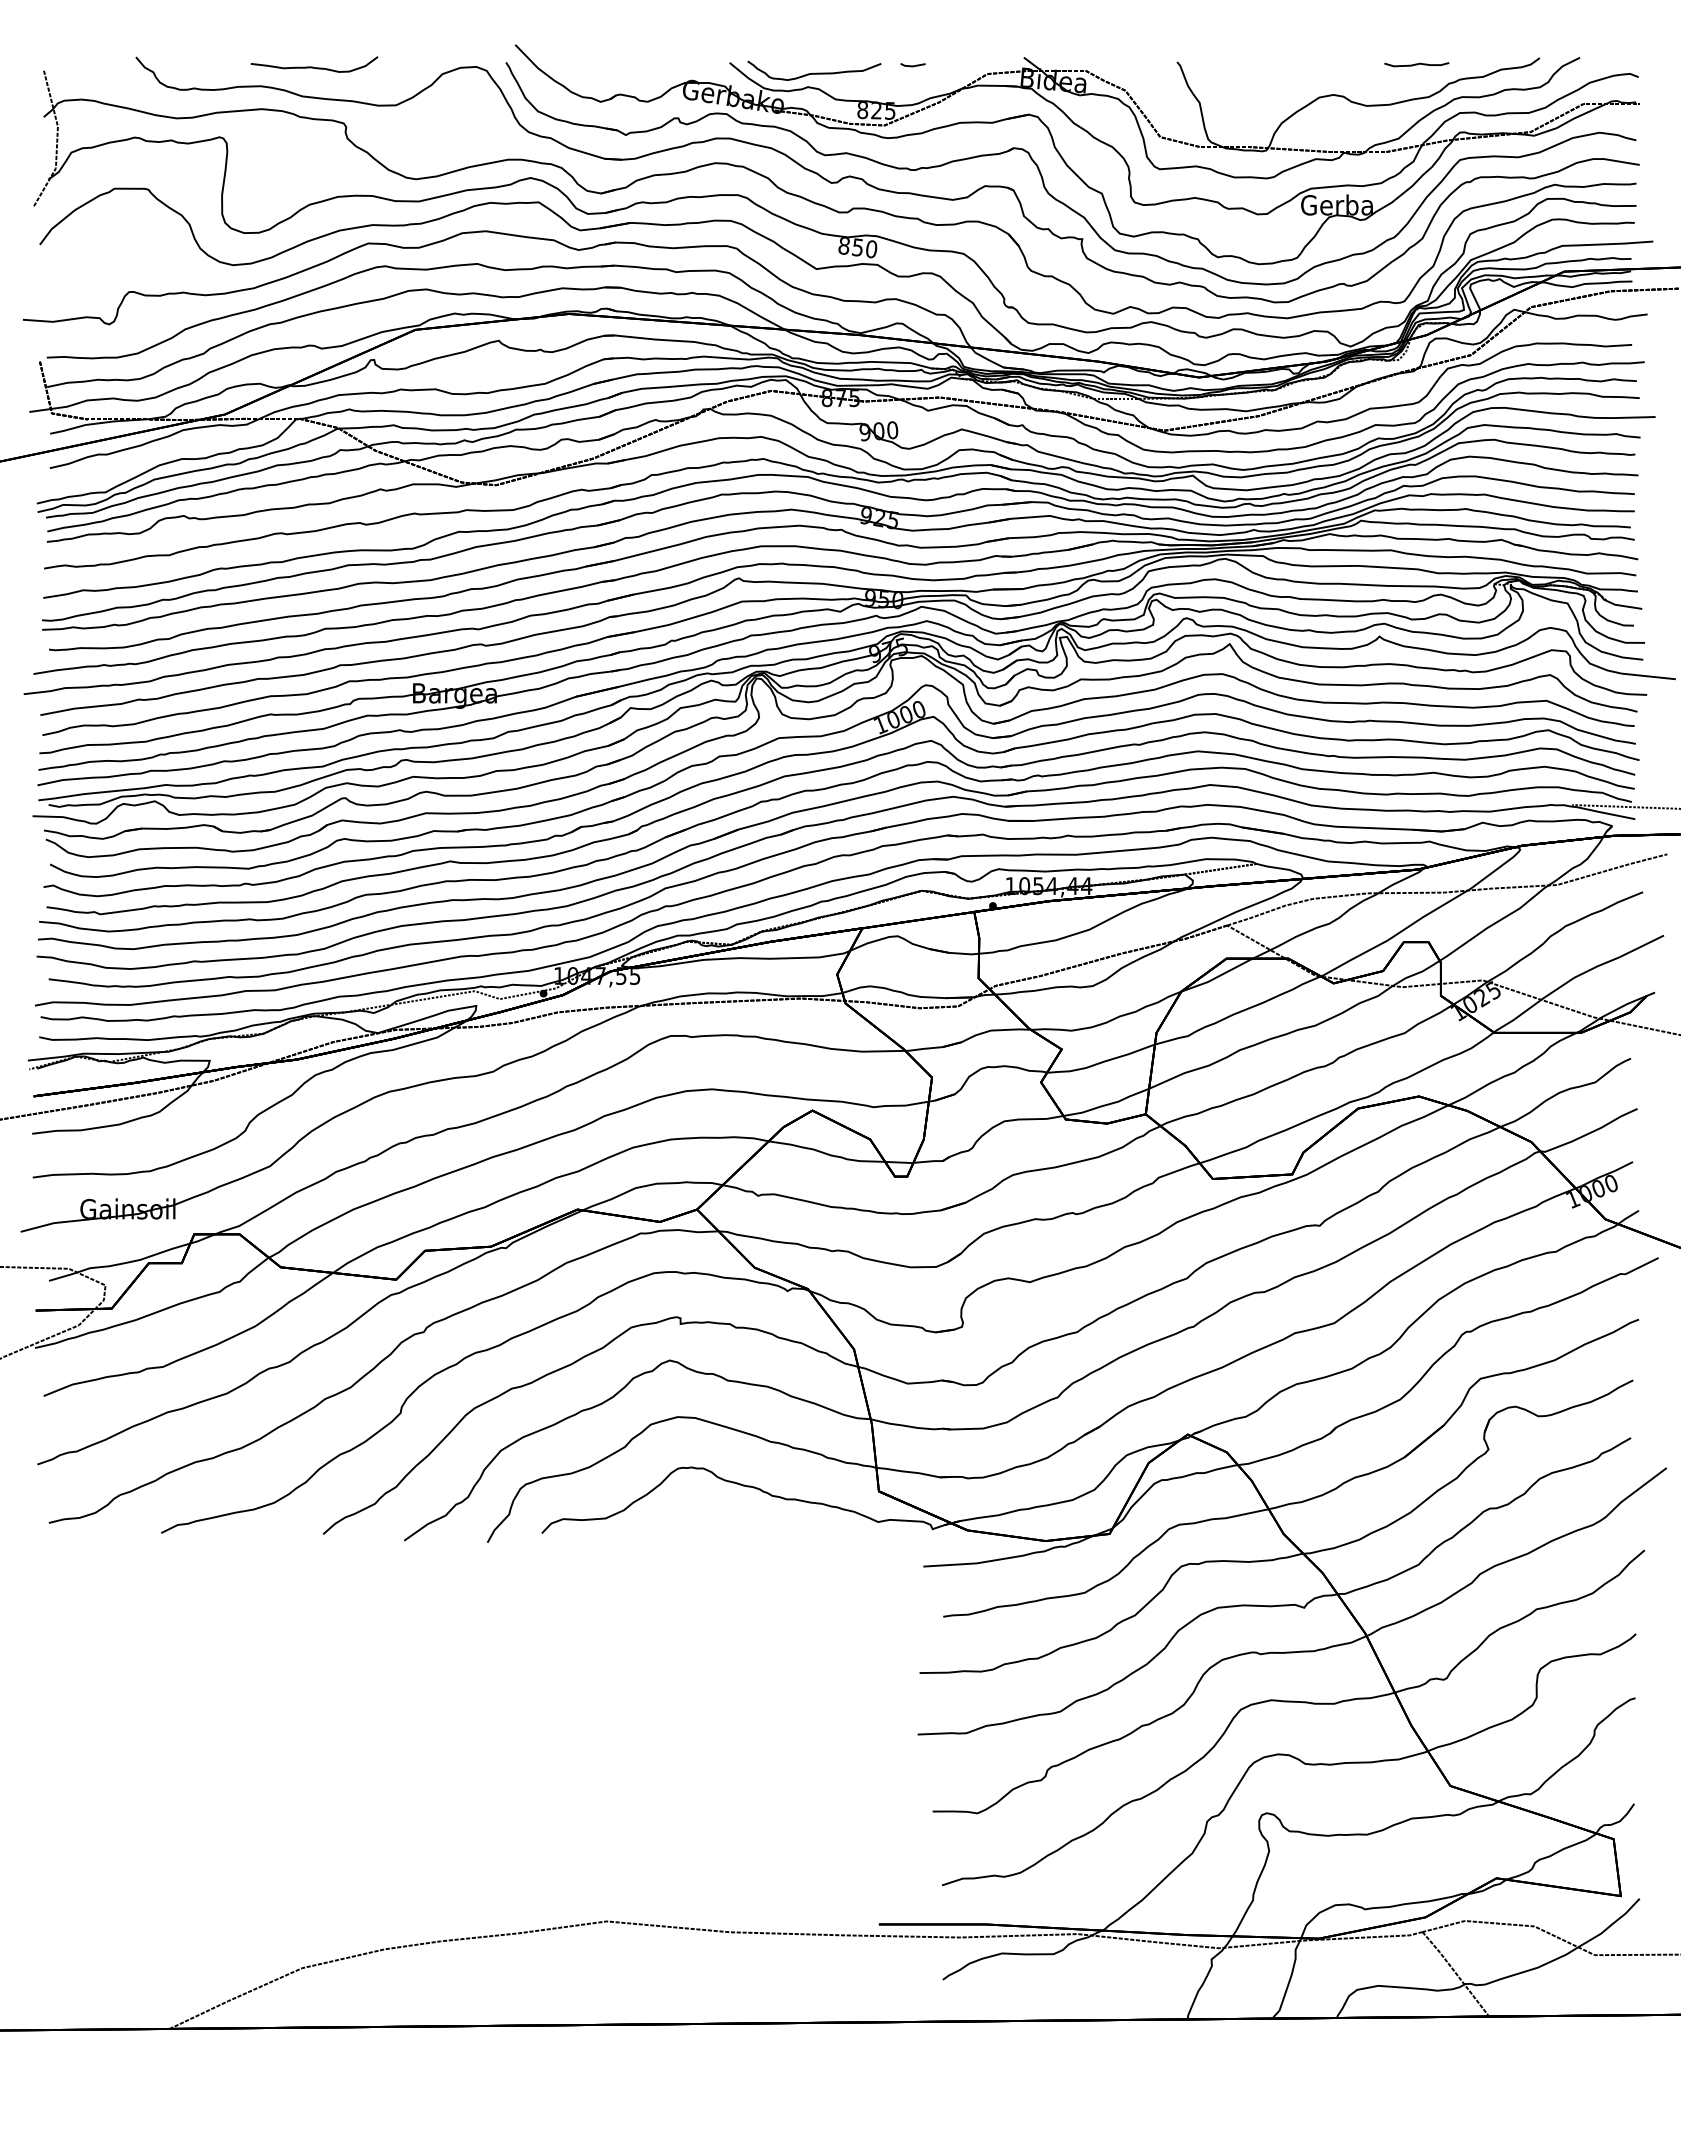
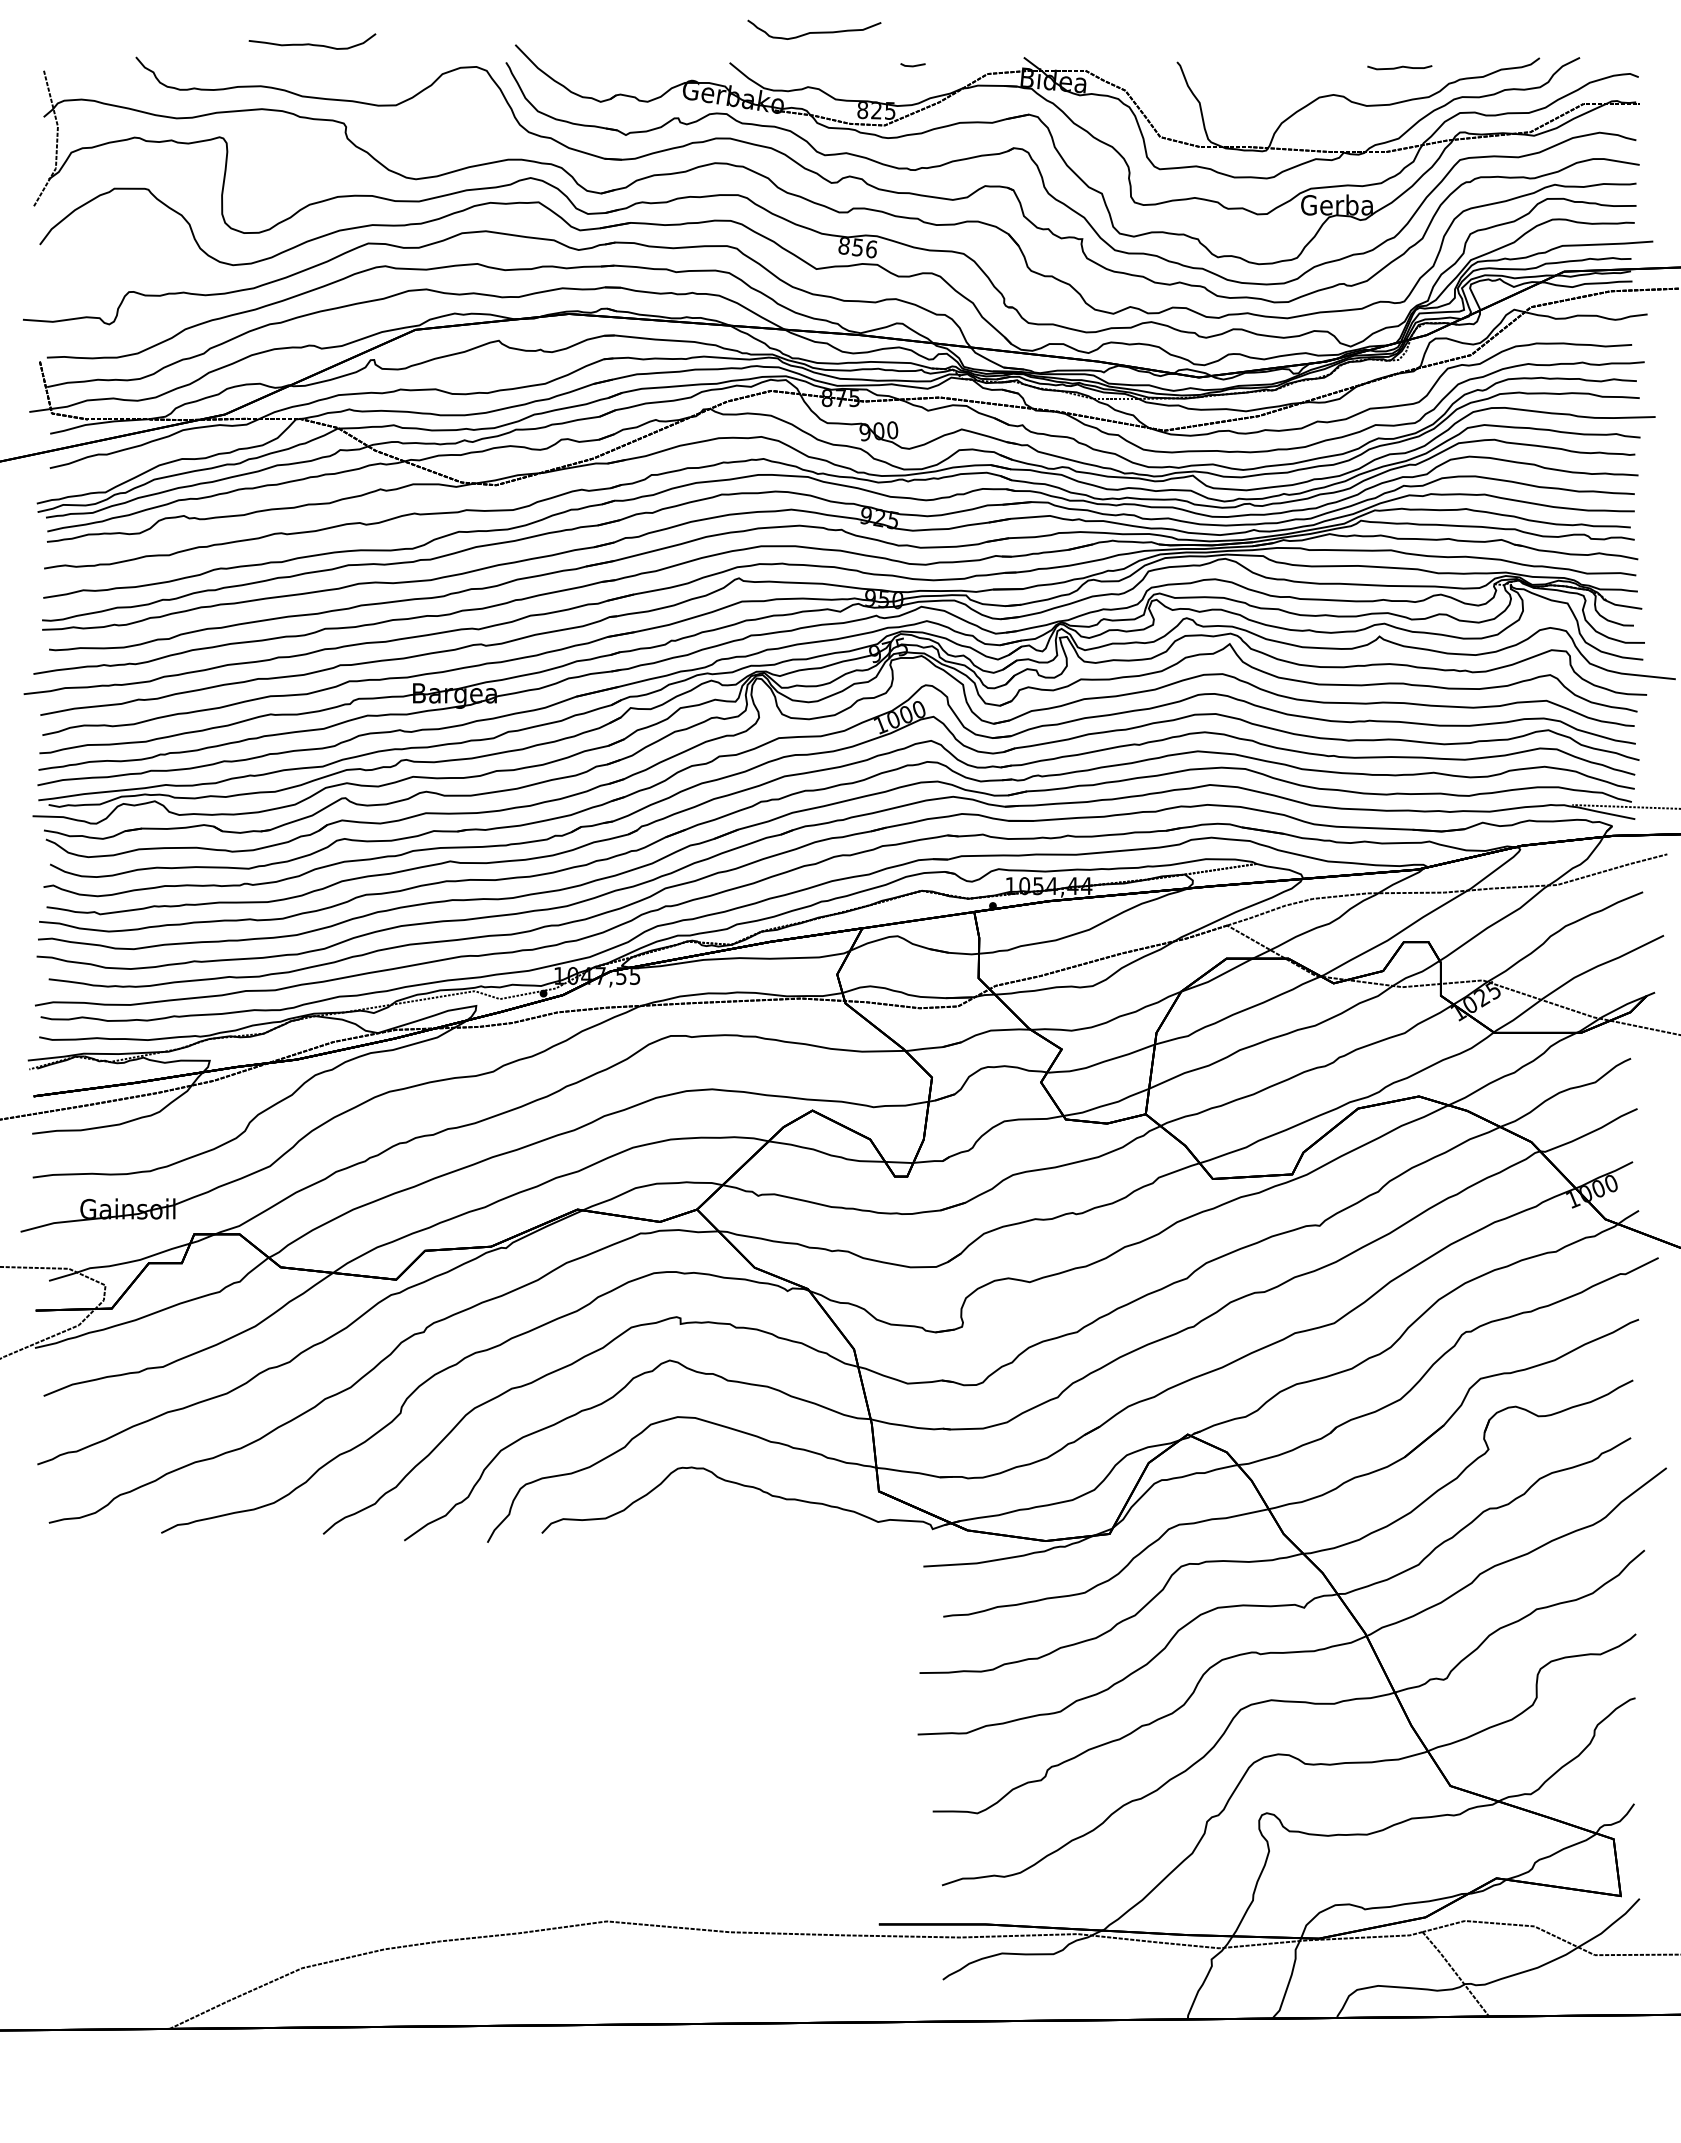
curve position: (1416, 64) -> (1399, 67) (1399, 67)
curve position: (313, 66) -> (311, 43) (311, 43)
curve position: (814, 72) -> (814, 31) (814, 31)
text: 850 -> 856 (871, 249)
